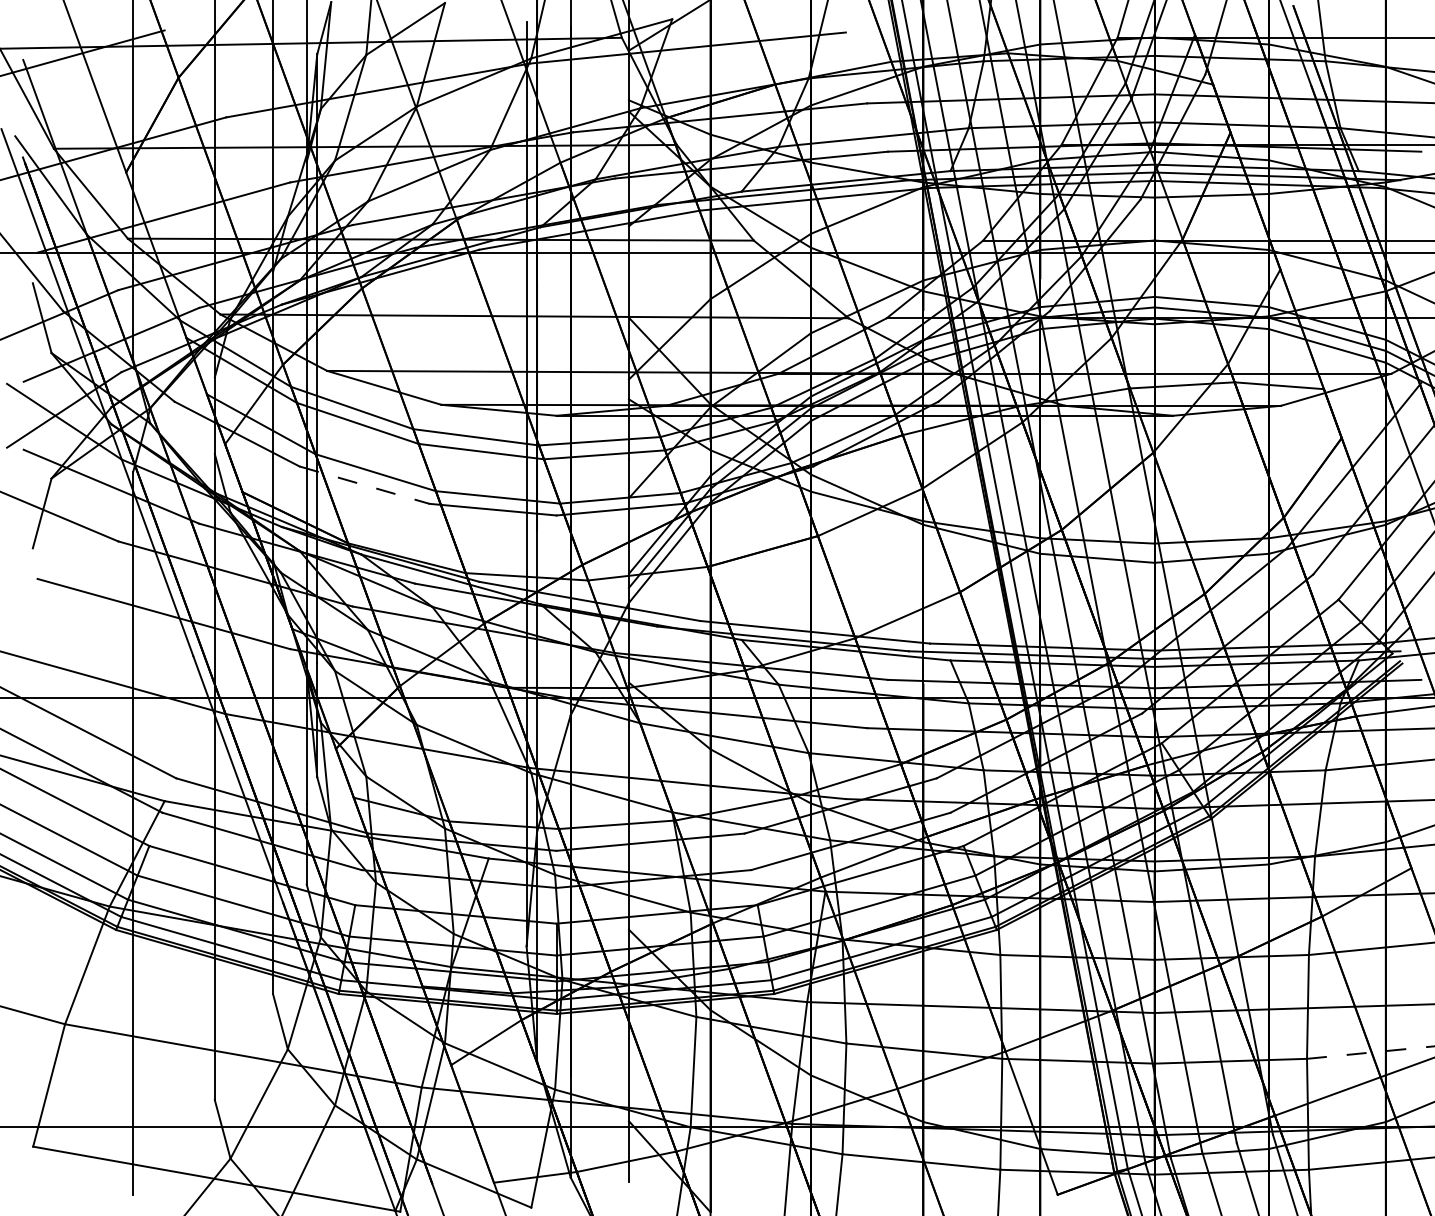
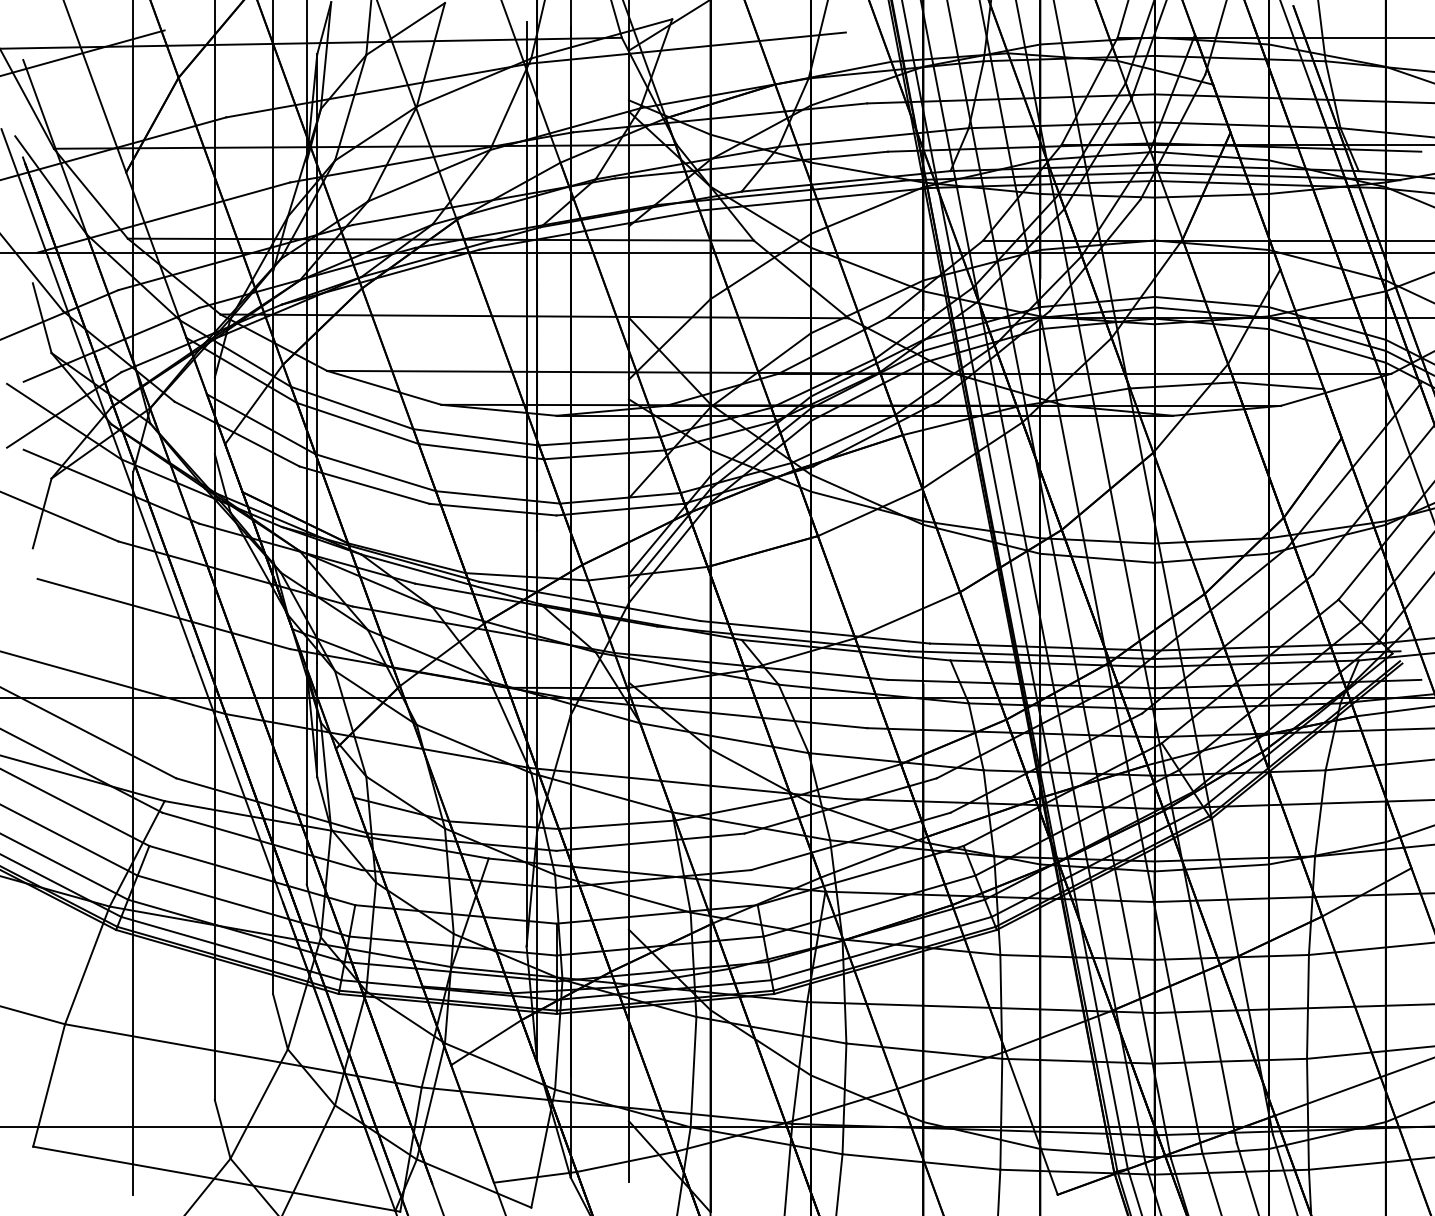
line: dashed -> solid (364, 485)
line: dashed -> solid (1370, 1052)
